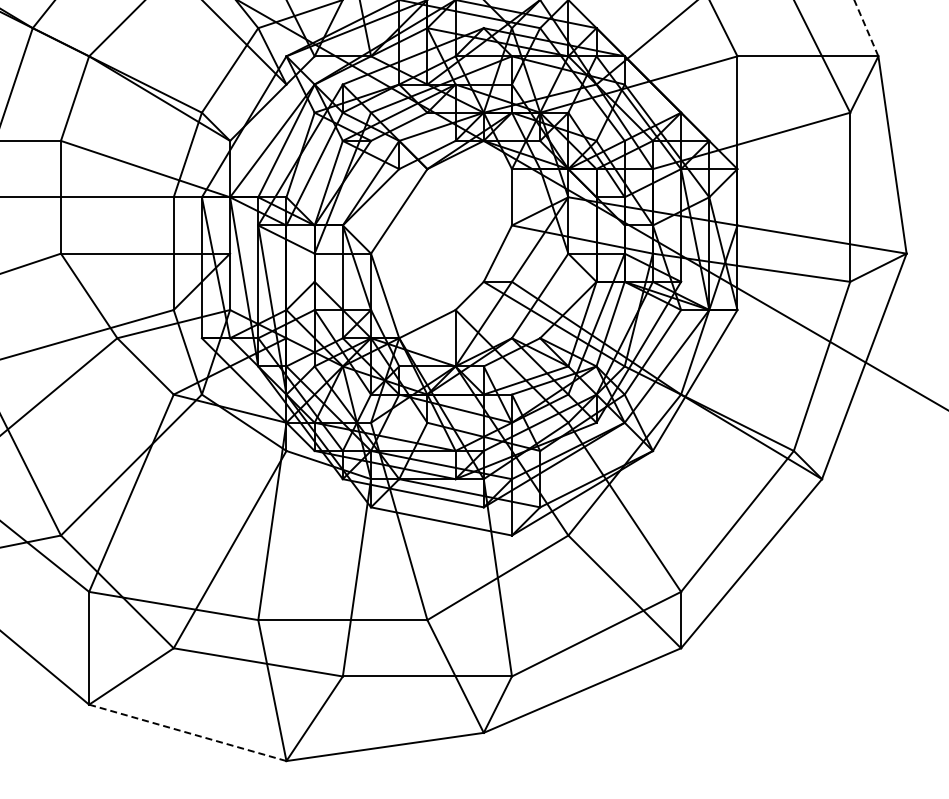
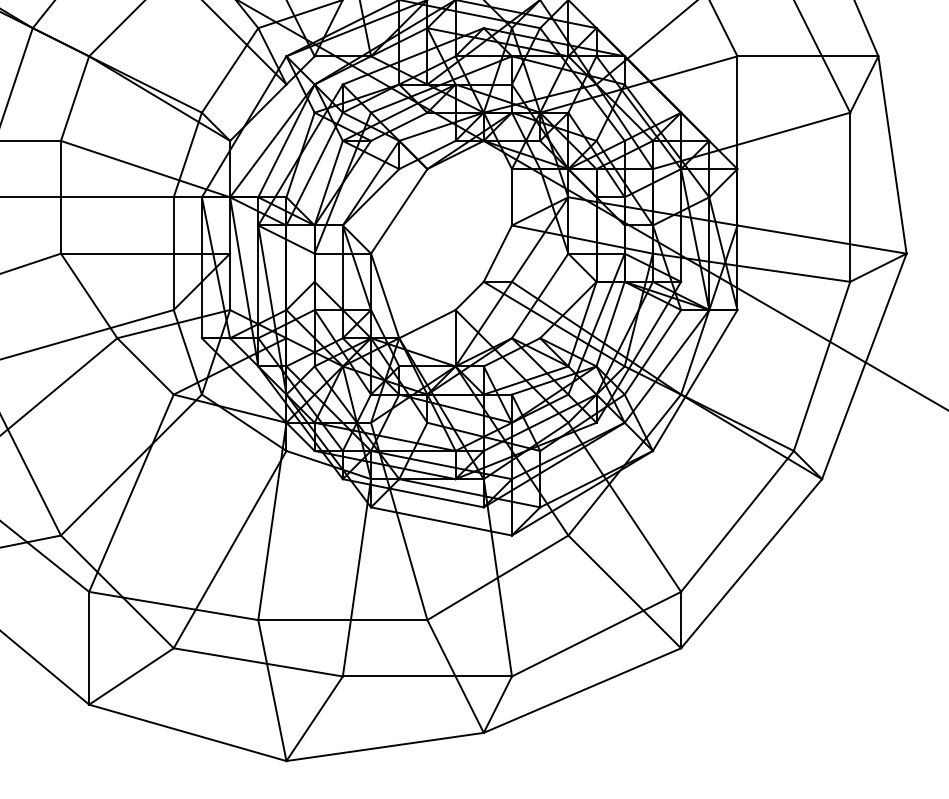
line: dashed -> solid (866, 27)
line: dashed -> solid (187, 732)
